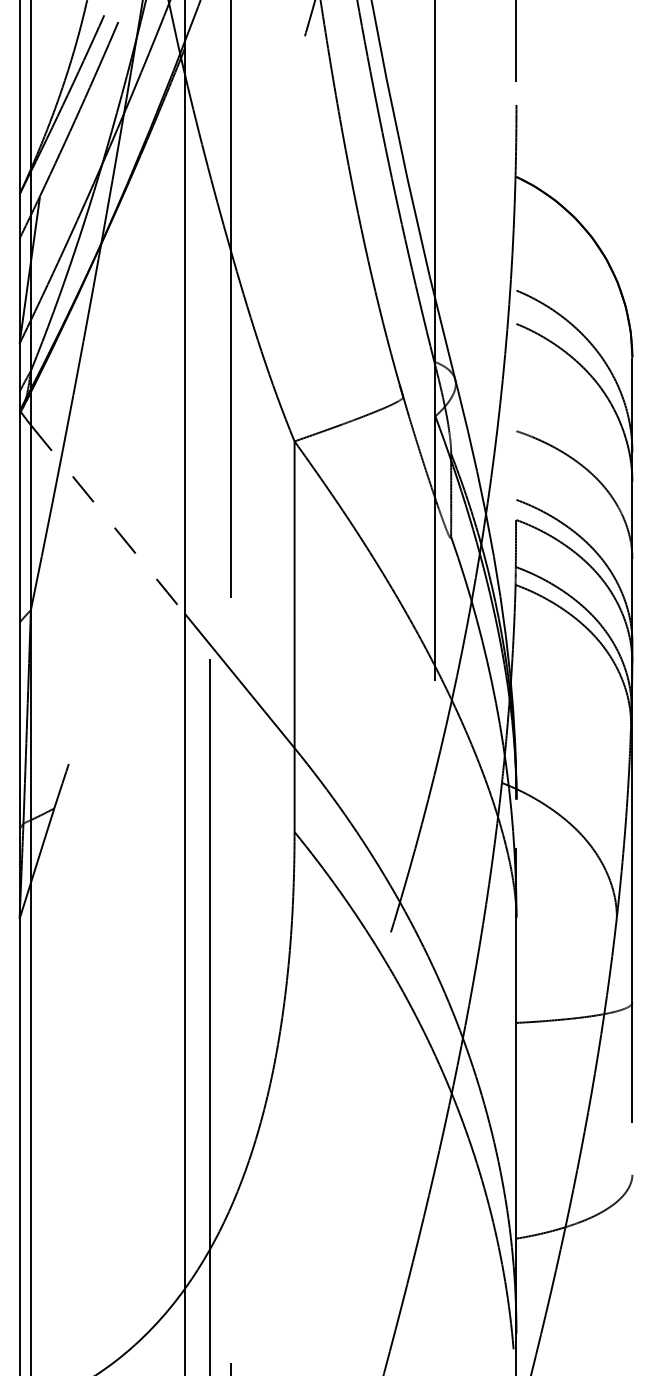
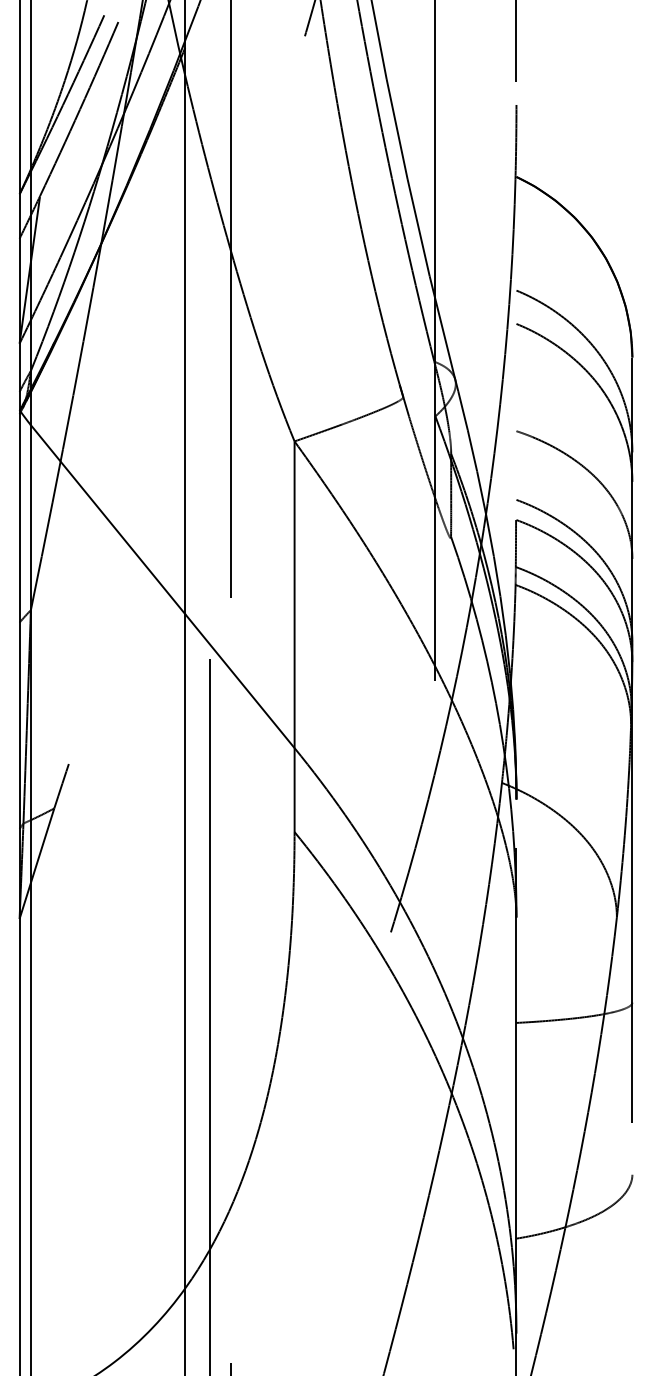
line: dashed -> solid (108, 520)
